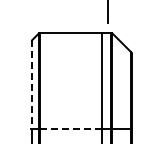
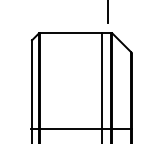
line: dashed -> solid (32, 84)
line: dashed -> solid (71, 129)
